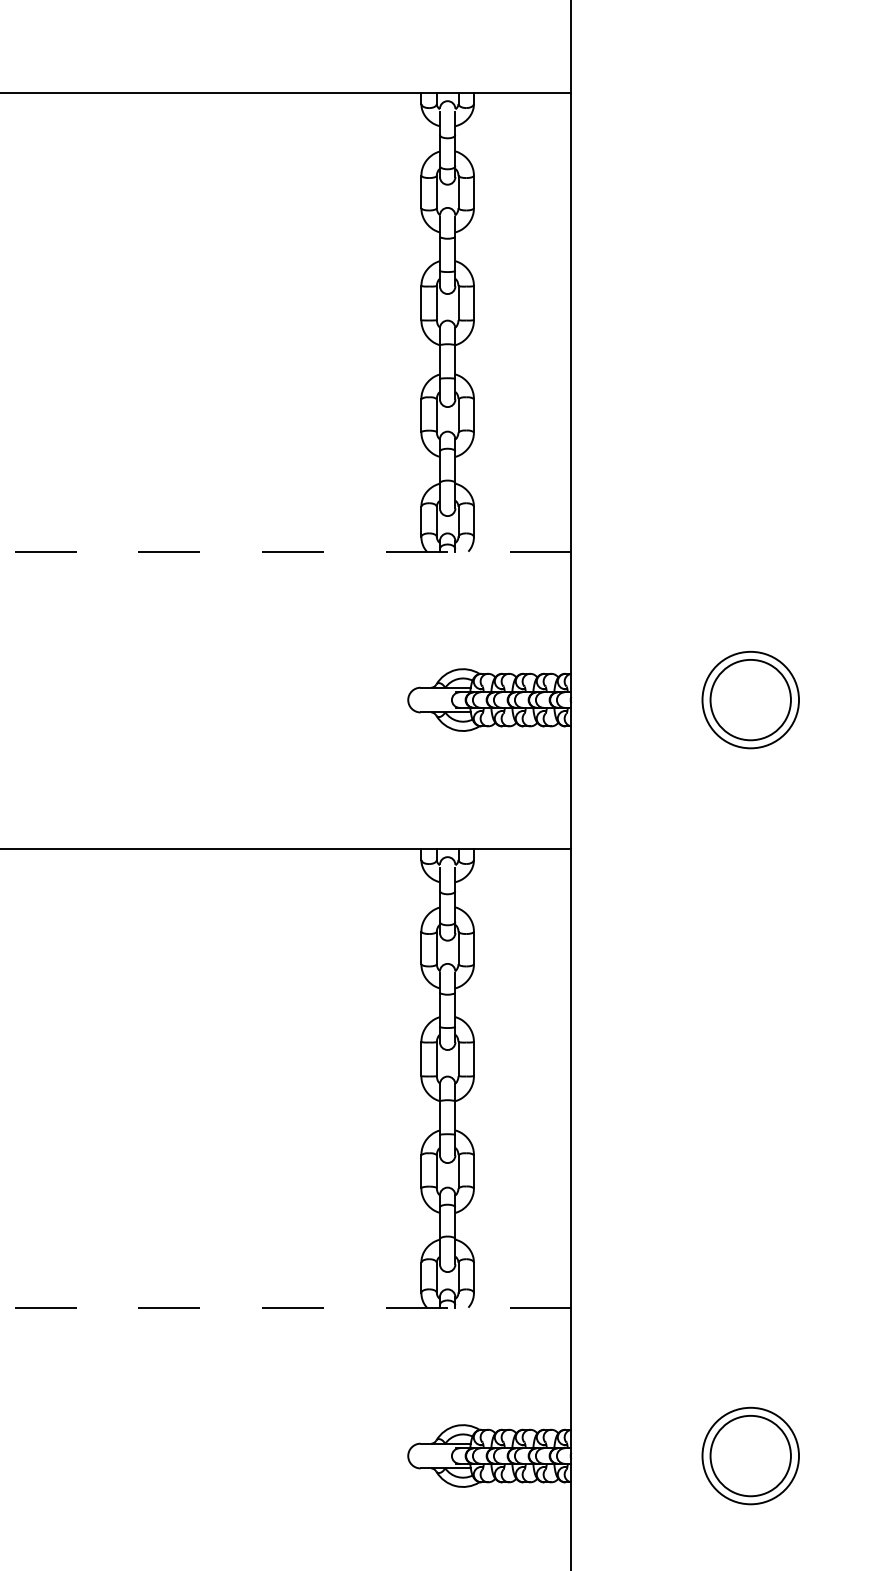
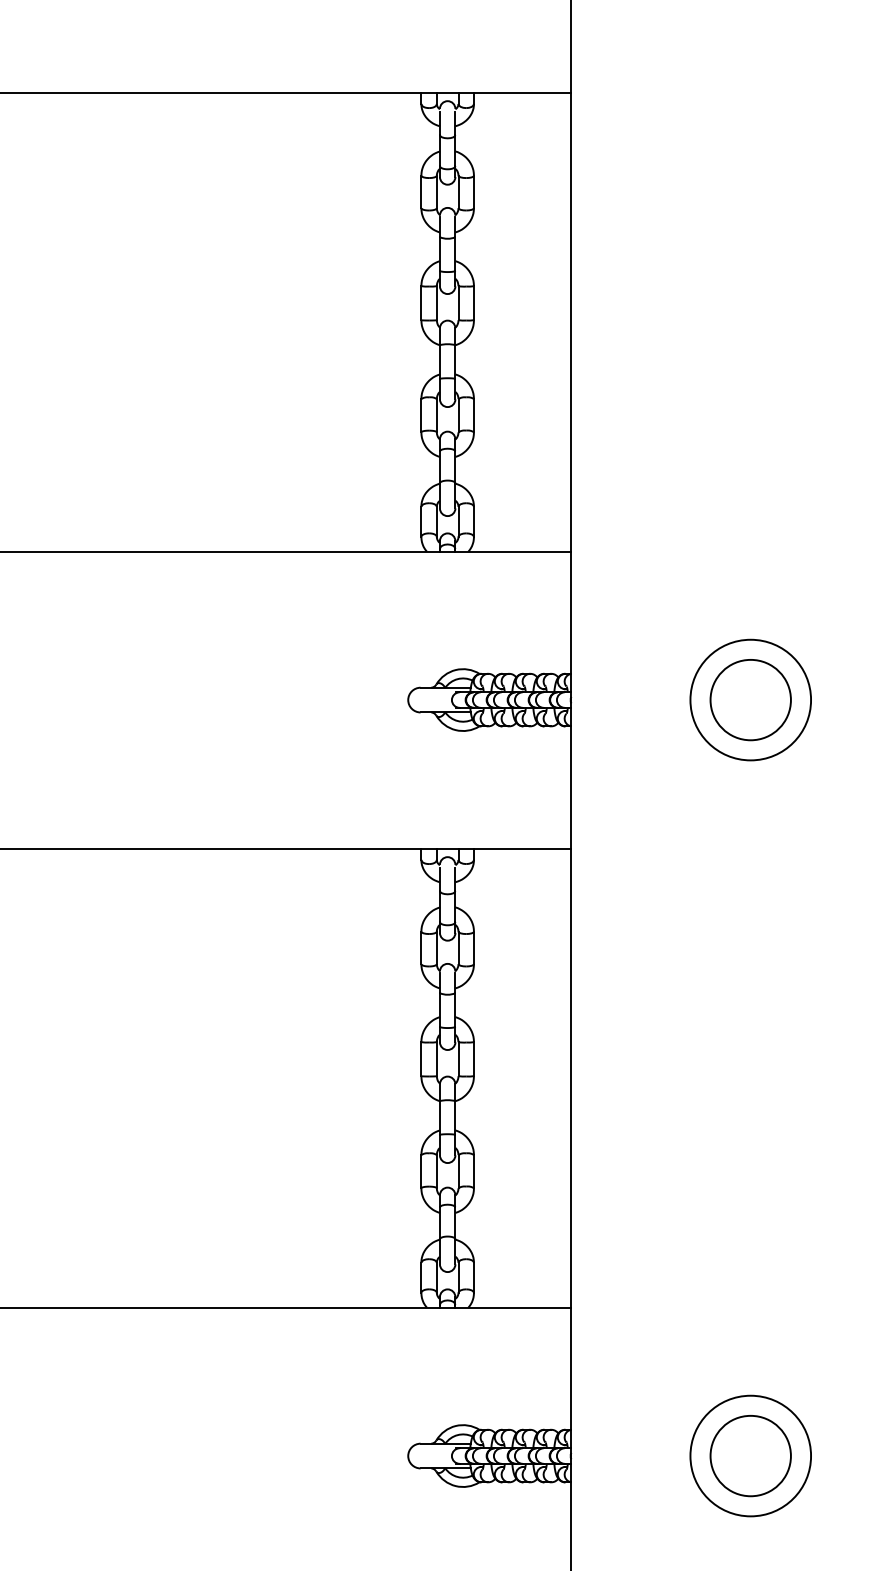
line: dashed -> solid (285, 551)
circle diameter: 96 px -> 121 px (750, 699)
line: dashed -> solid (285, 1307)
circle diameter: 96 px -> 121 px (750, 1455)
